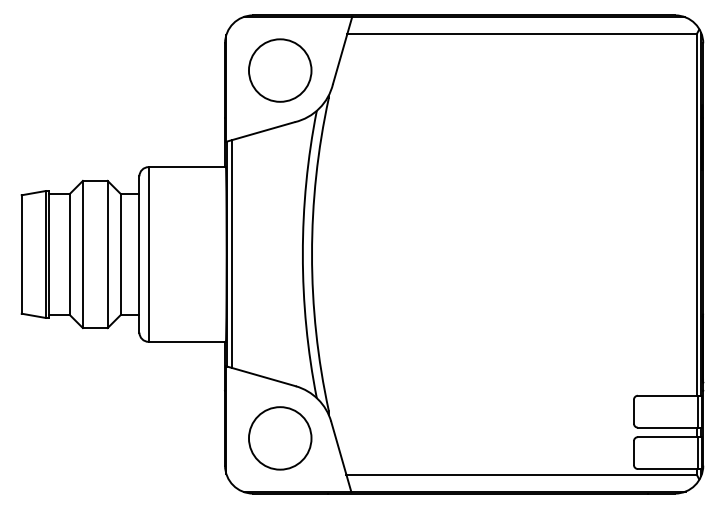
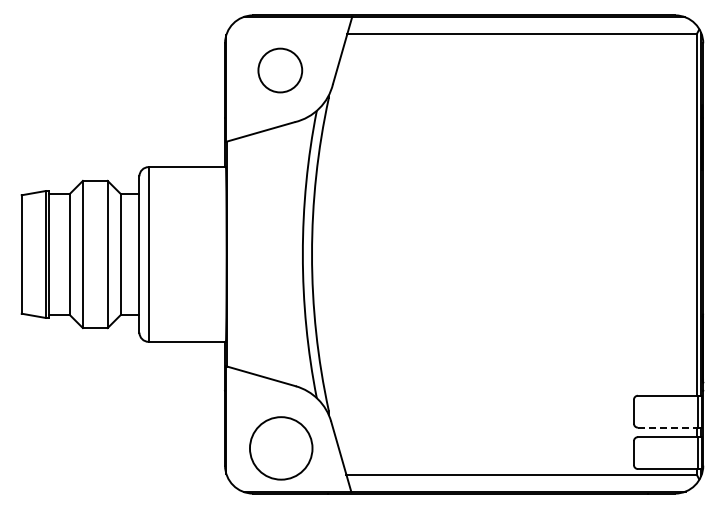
circle size: 65x65 px -> 47x47 px (280, 70)
line: present -> none (231, 253)
line: solid -> dashed (667, 427)
circle position: (280, 438) -> (281, 448) (281, 448)
